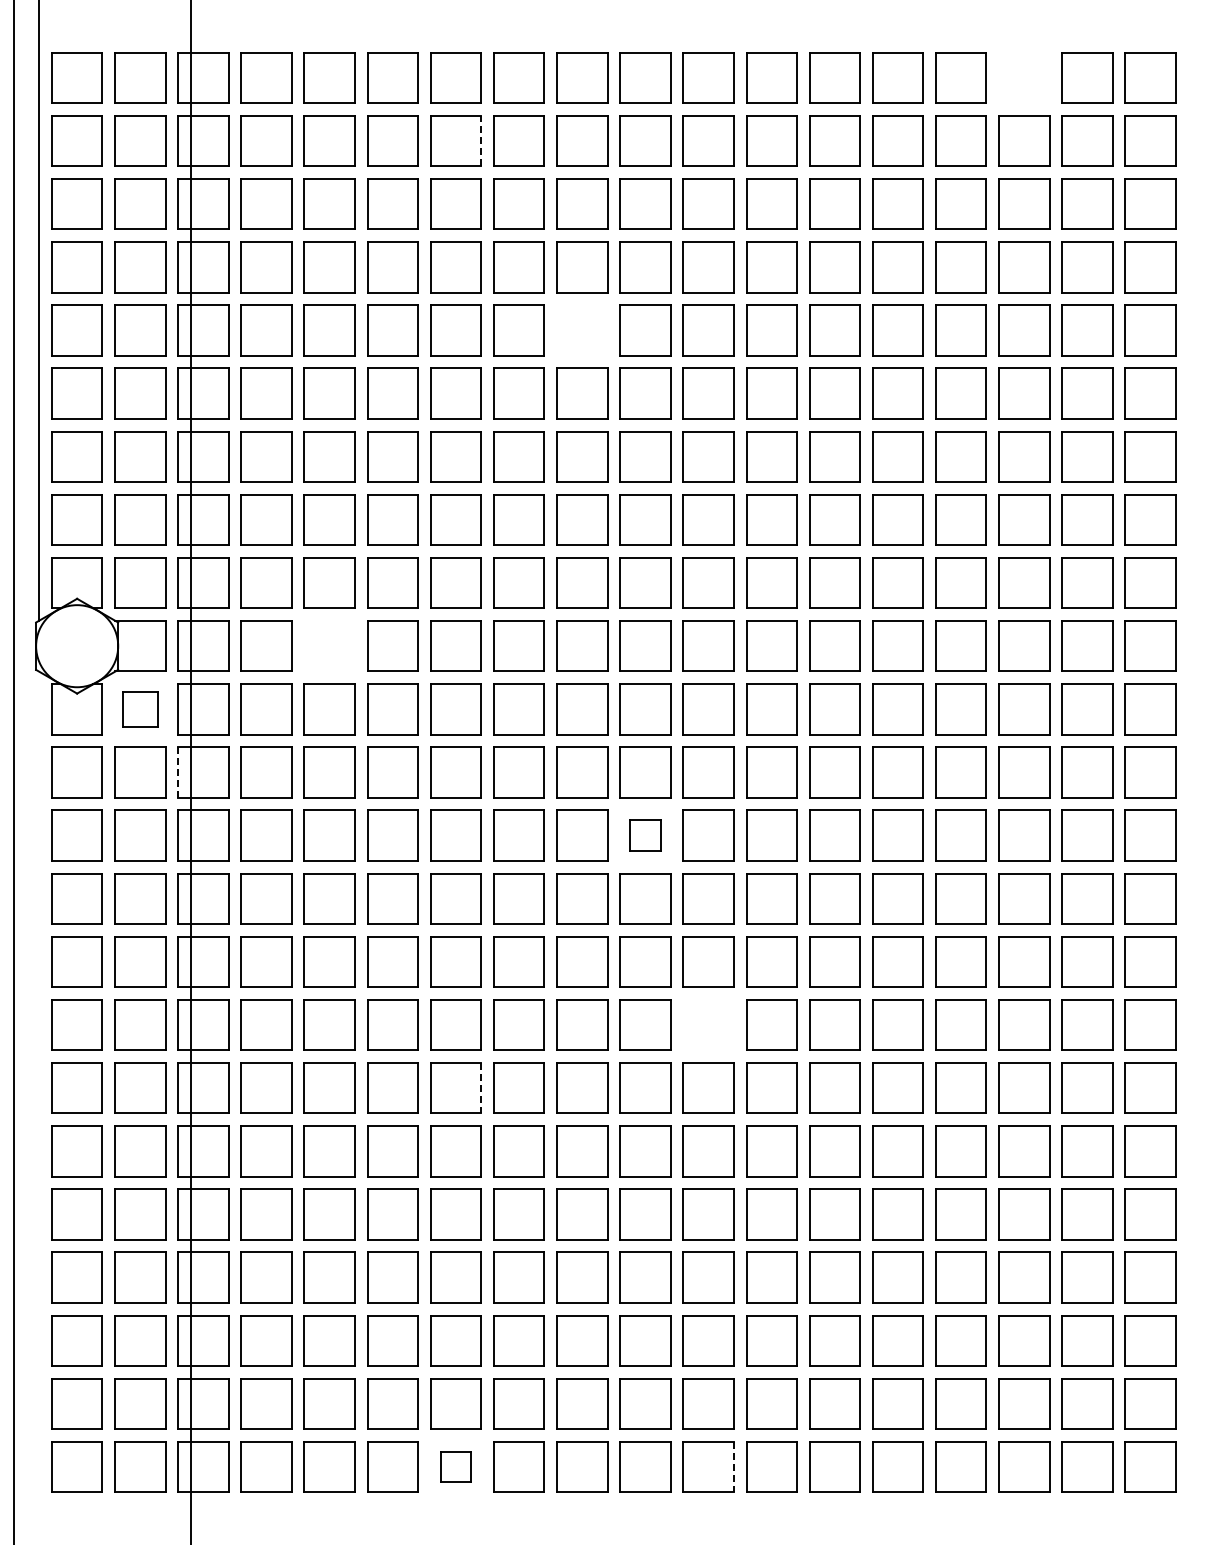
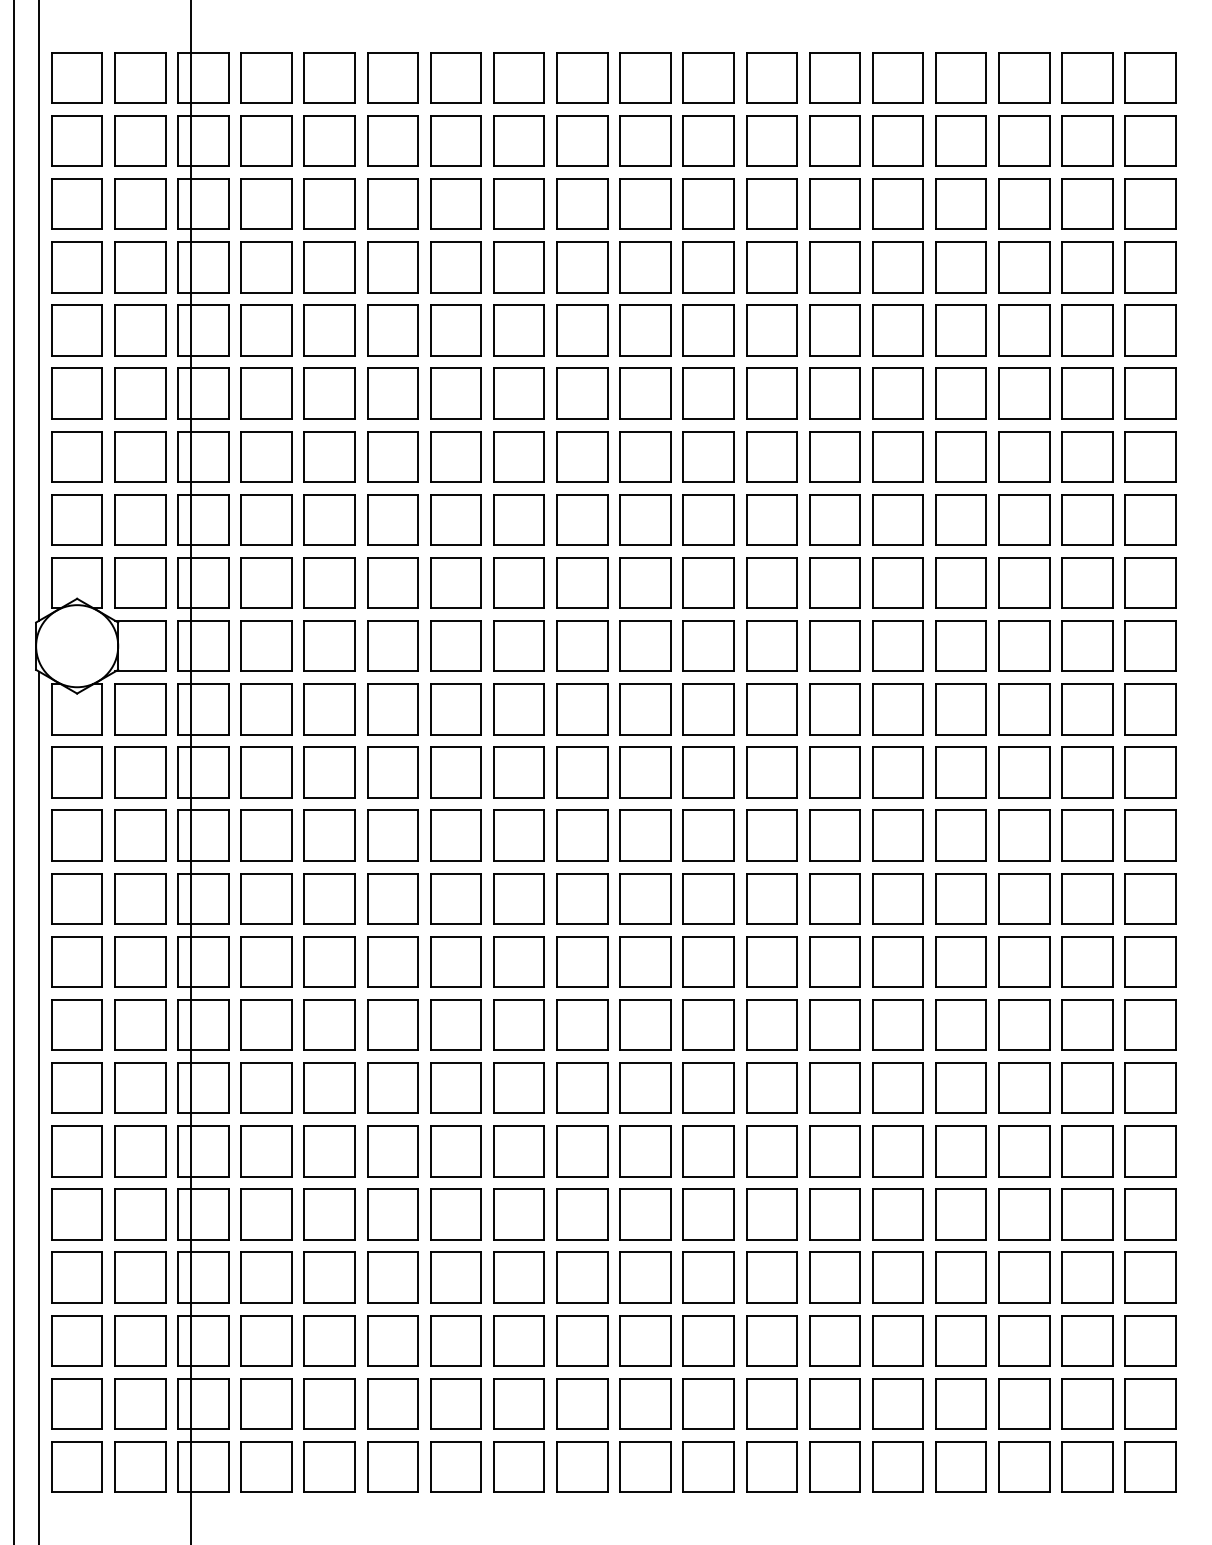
part: none -> present (1024, 77)
line: dashed -> solid (481, 140)
part: none -> present (582, 330)
part: none -> present (329, 645)
part size: 37x37 px -> 53x53 px (140, 709)
line: dashed -> solid (178, 772)
part size: 33x33 px -> 53x53 px (645, 835)
part: none -> present (708, 1024)
line: dashed -> solid (481, 1088)
line: none -> present (39, 1106)
part size: 32x32 px -> 52x52 px (455, 1466)
line: dashed -> solid (733, 1467)
